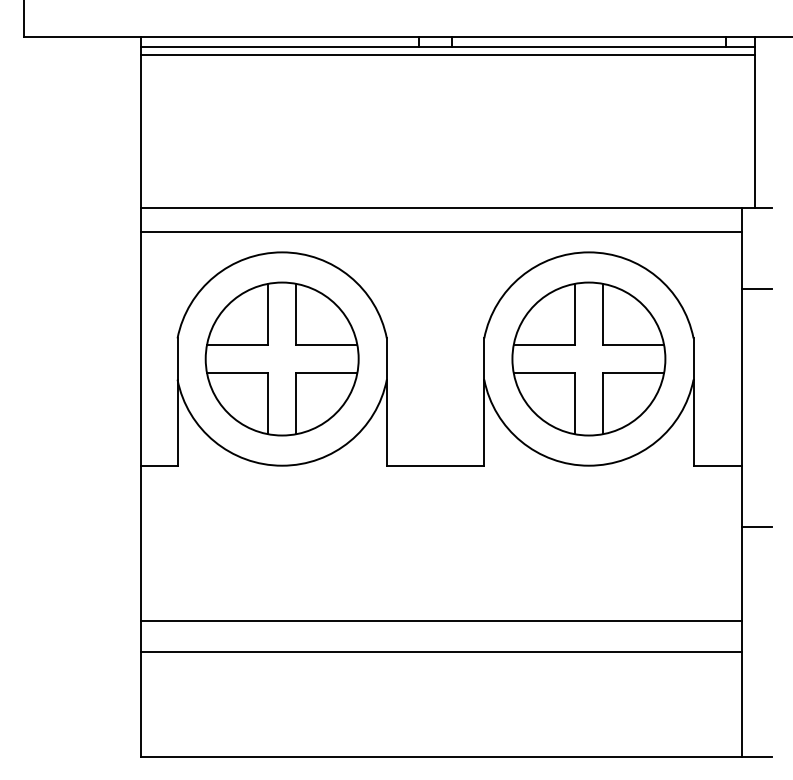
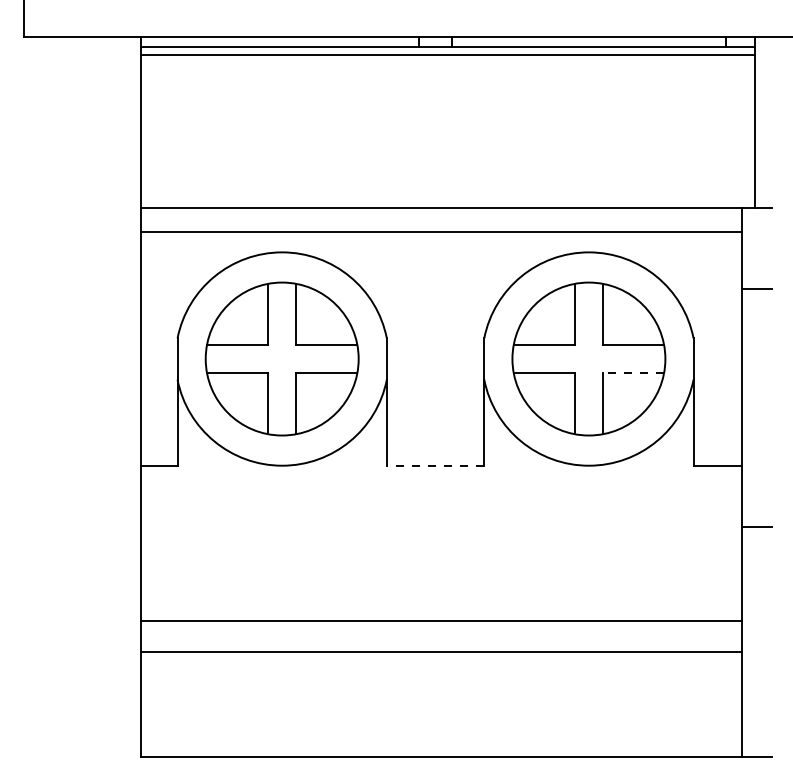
line: solid -> dashed (633, 373)
line: solid -> dashed (435, 465)
